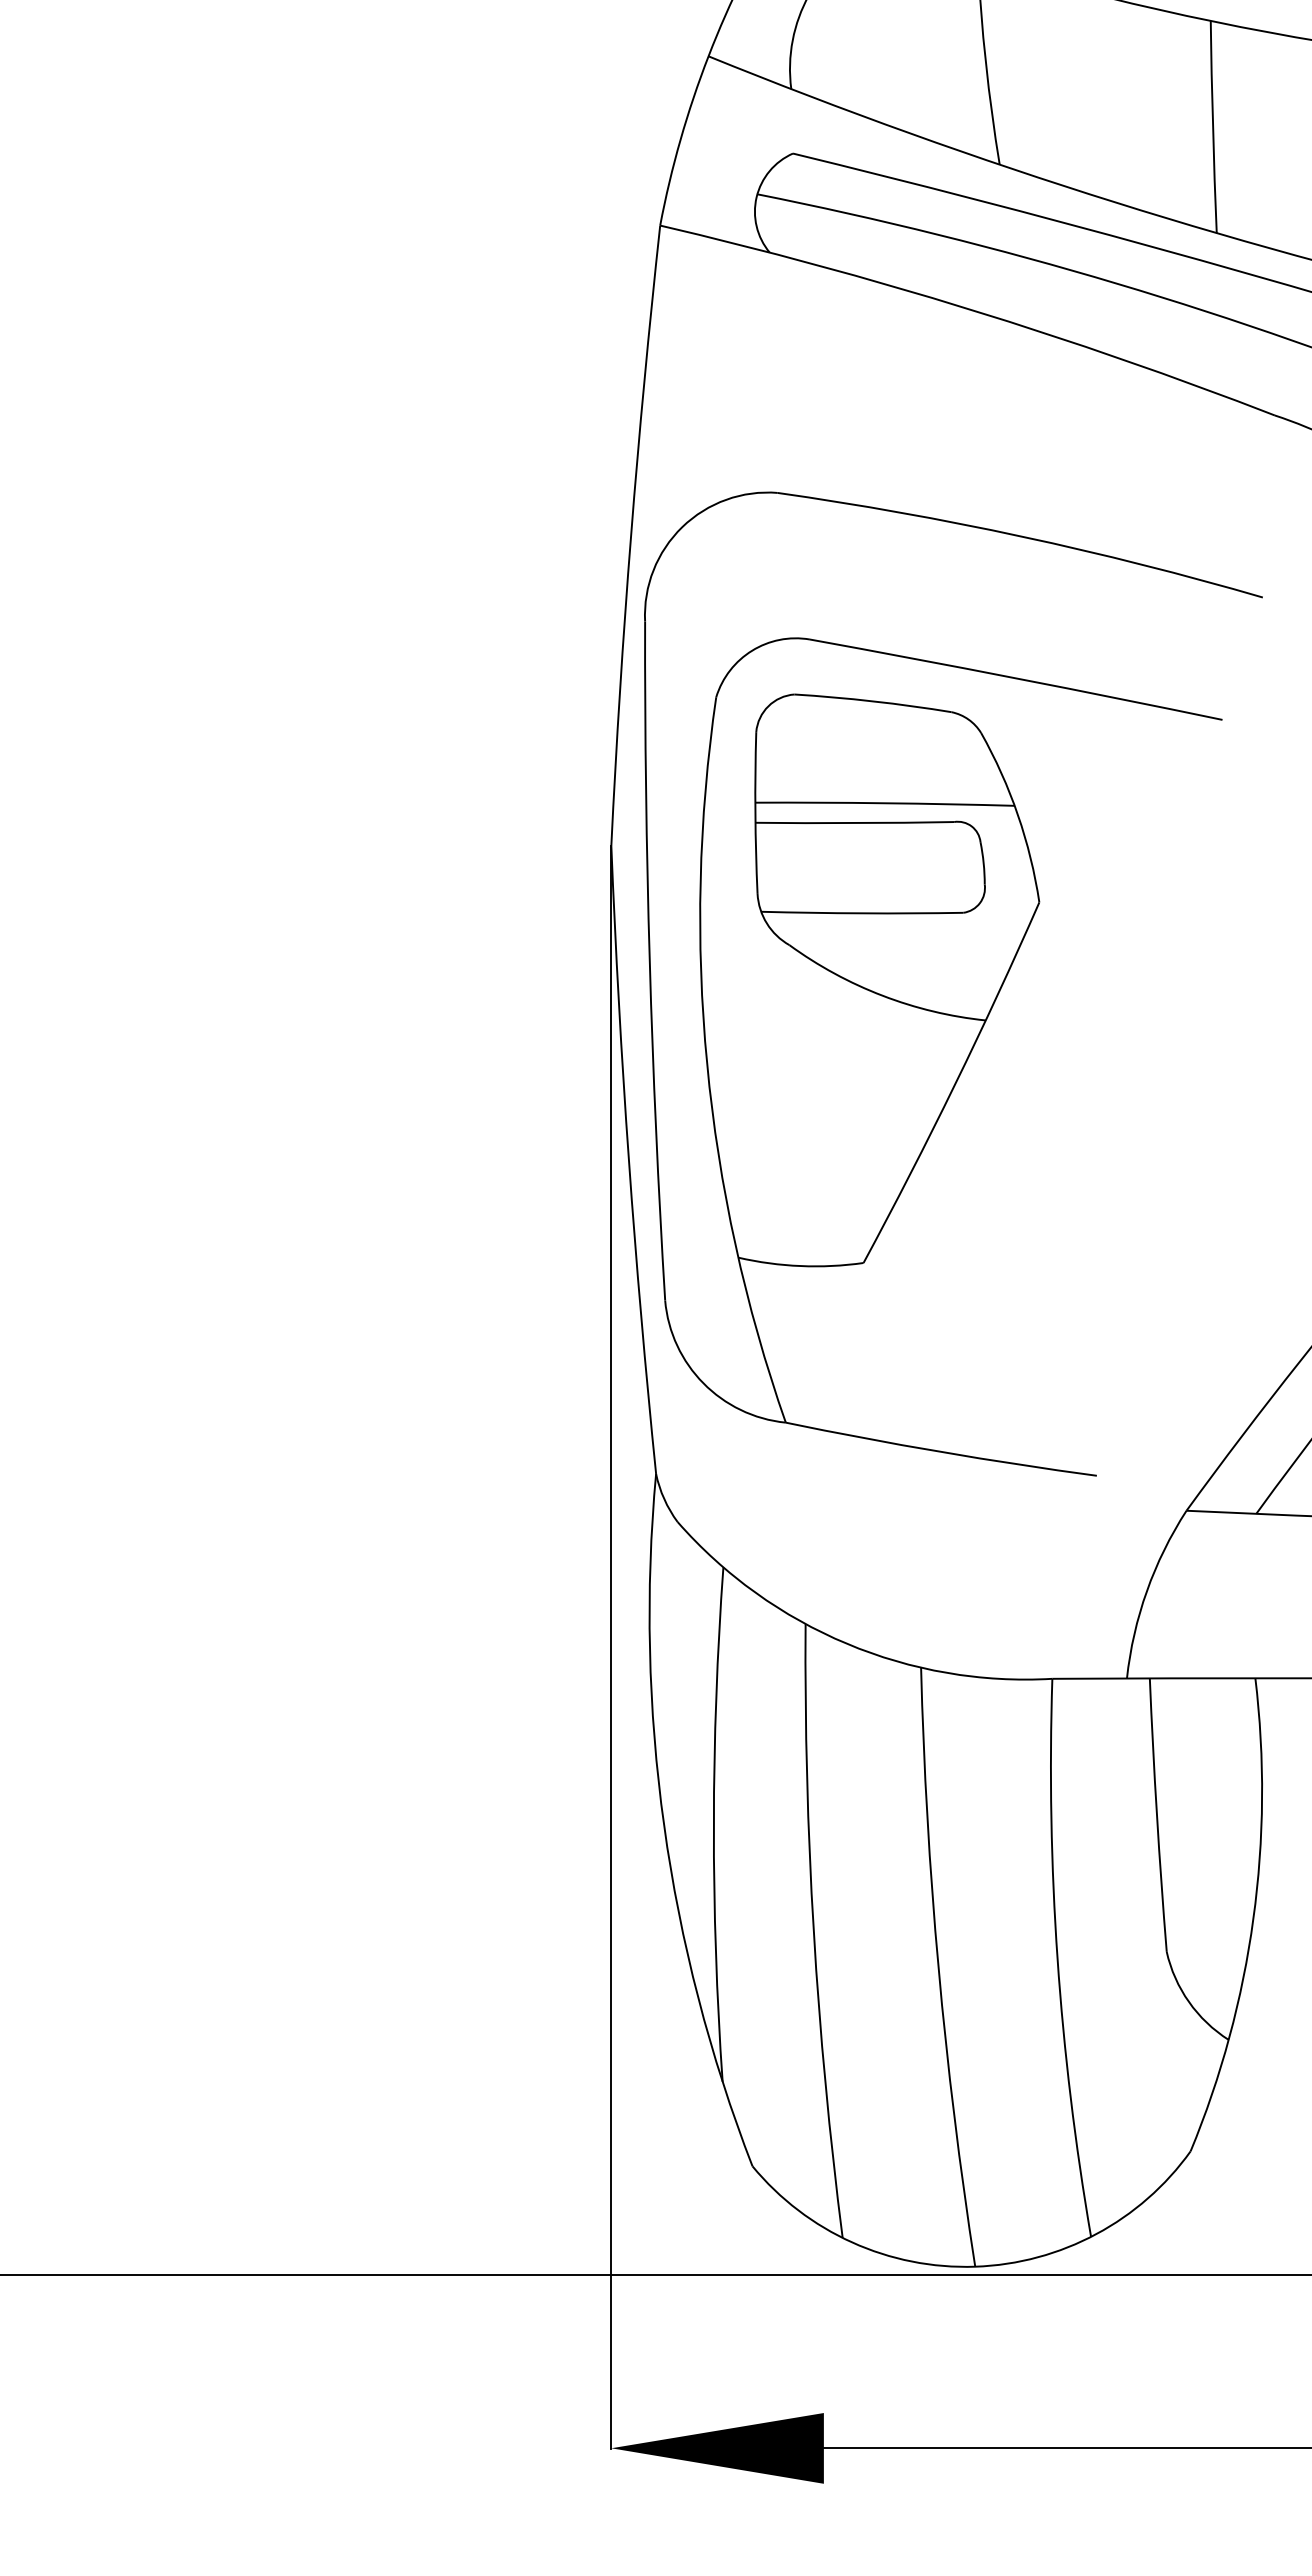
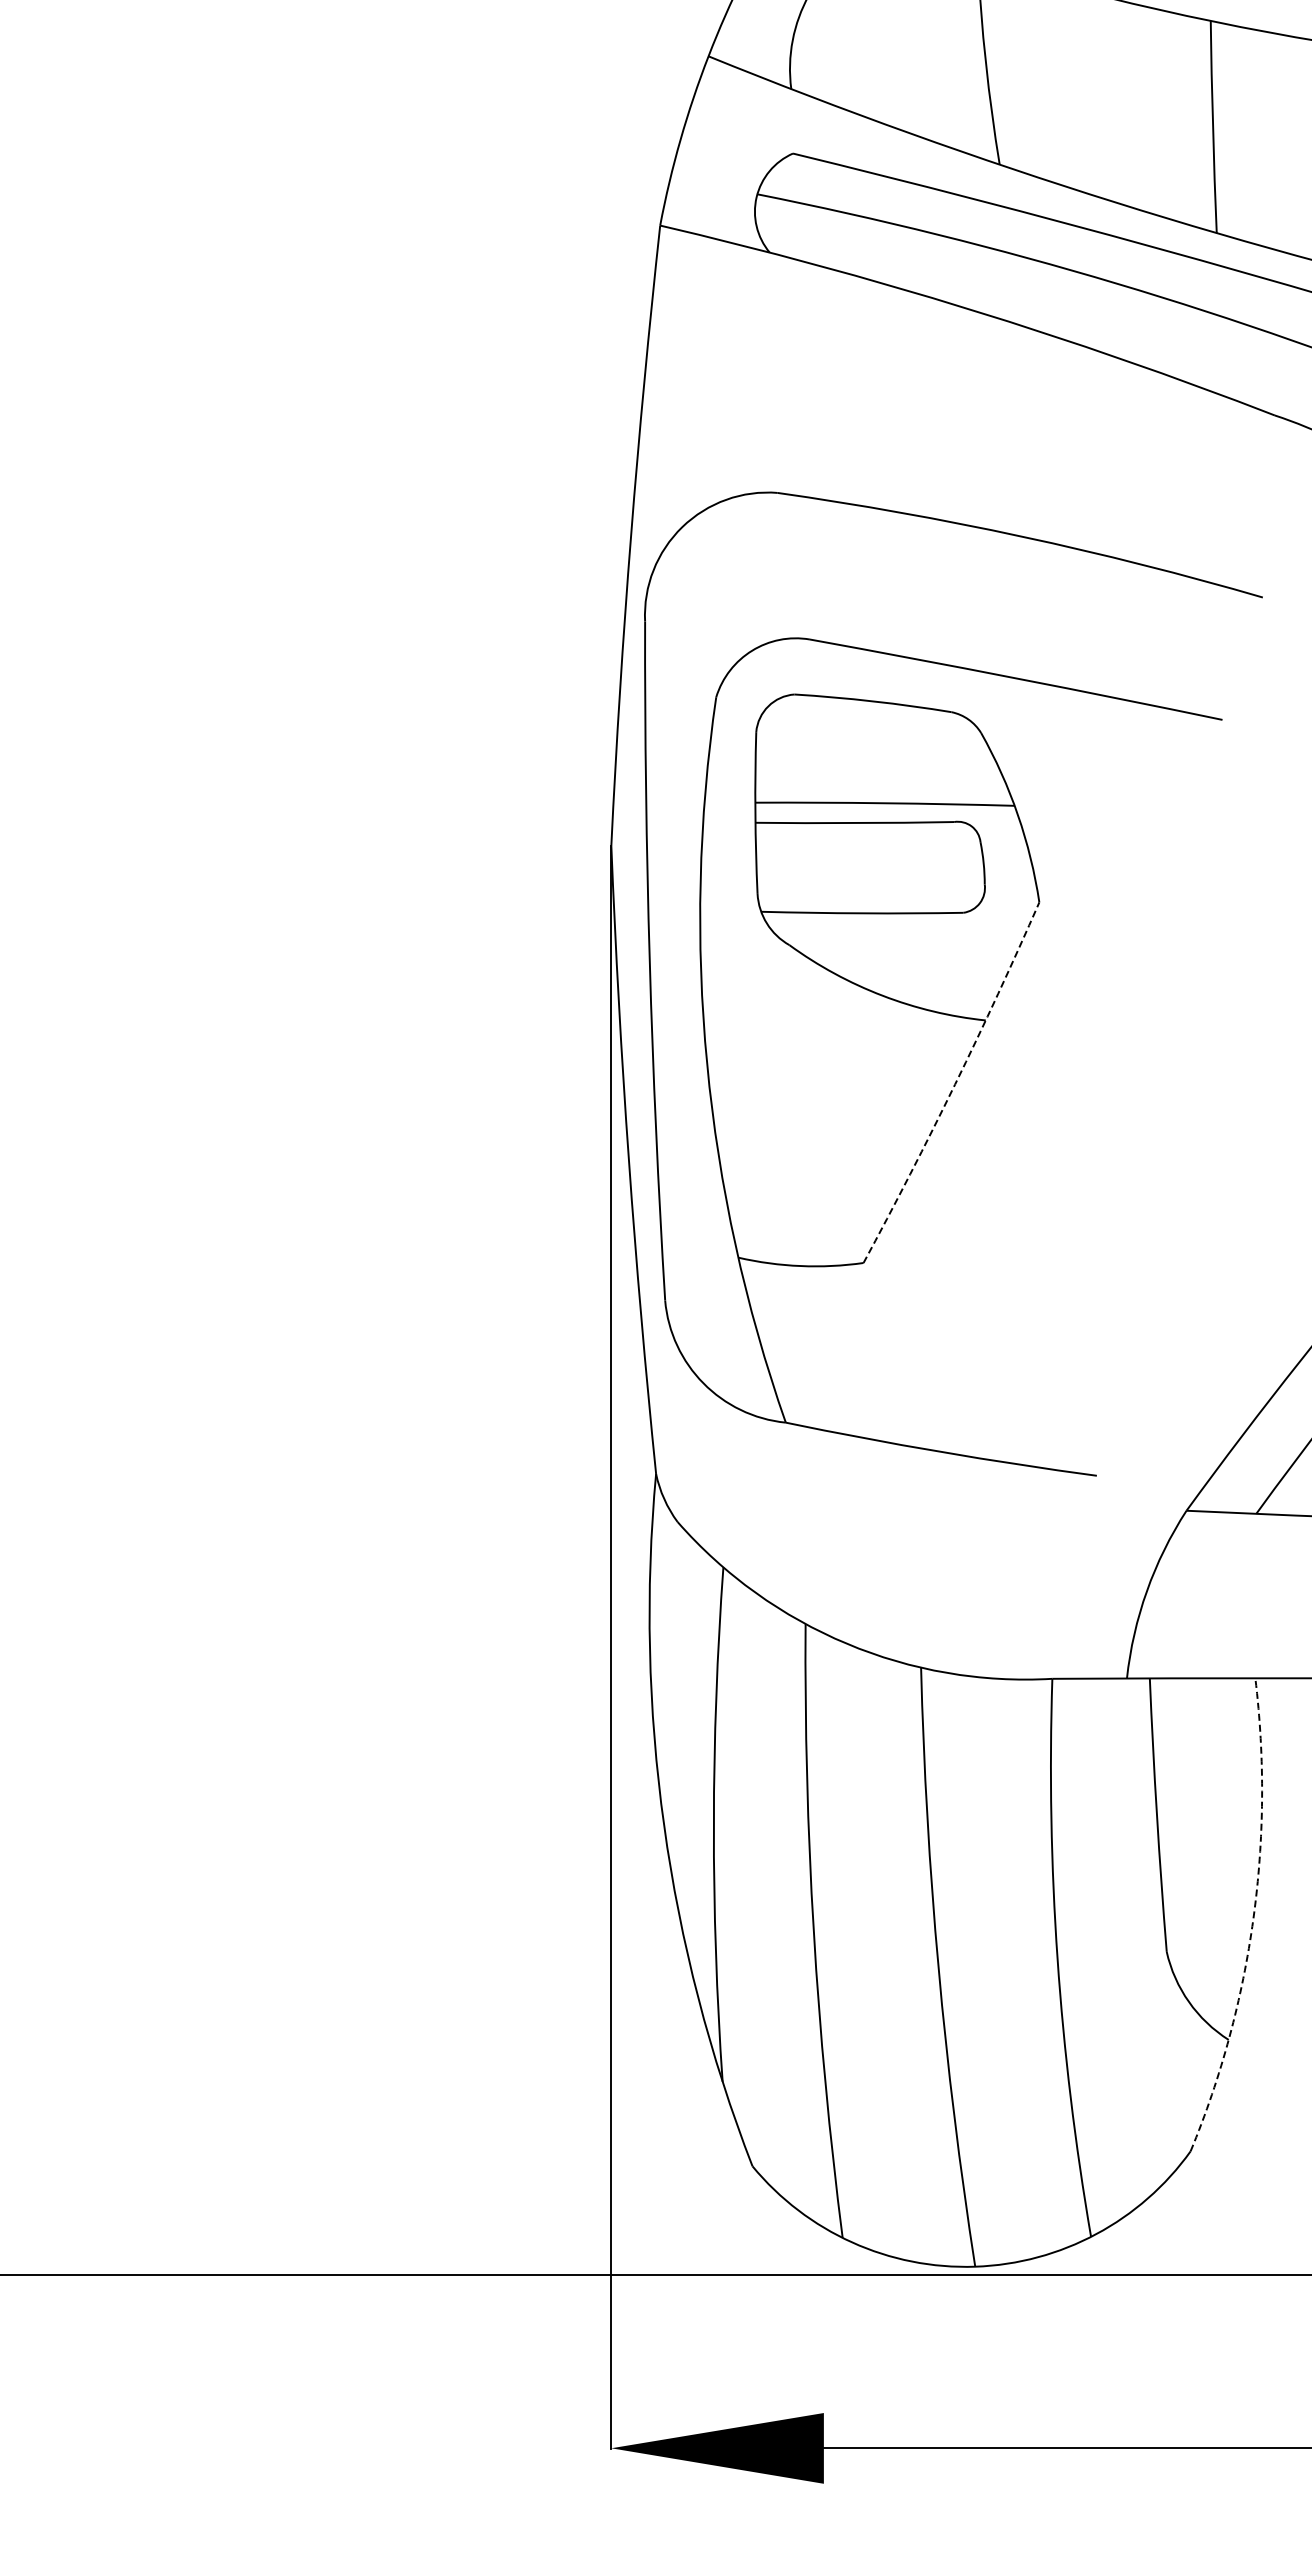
arc: solid -> dashed (955, 1084)
arc: solid -> dashed (1253, 1918)
